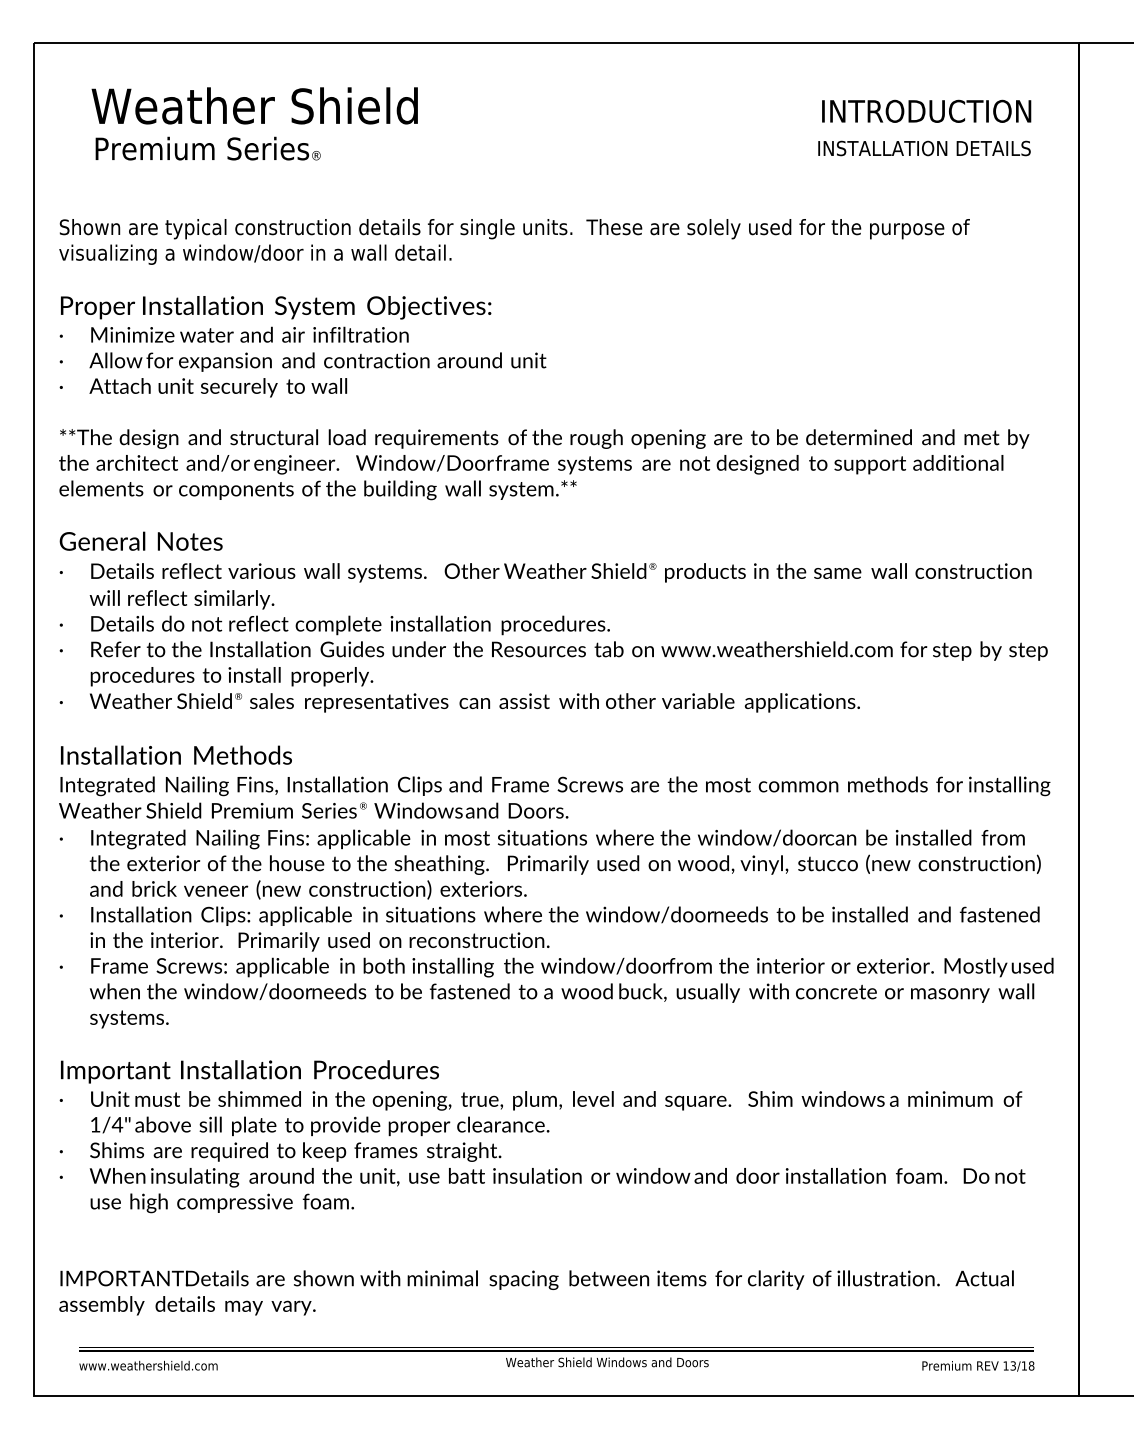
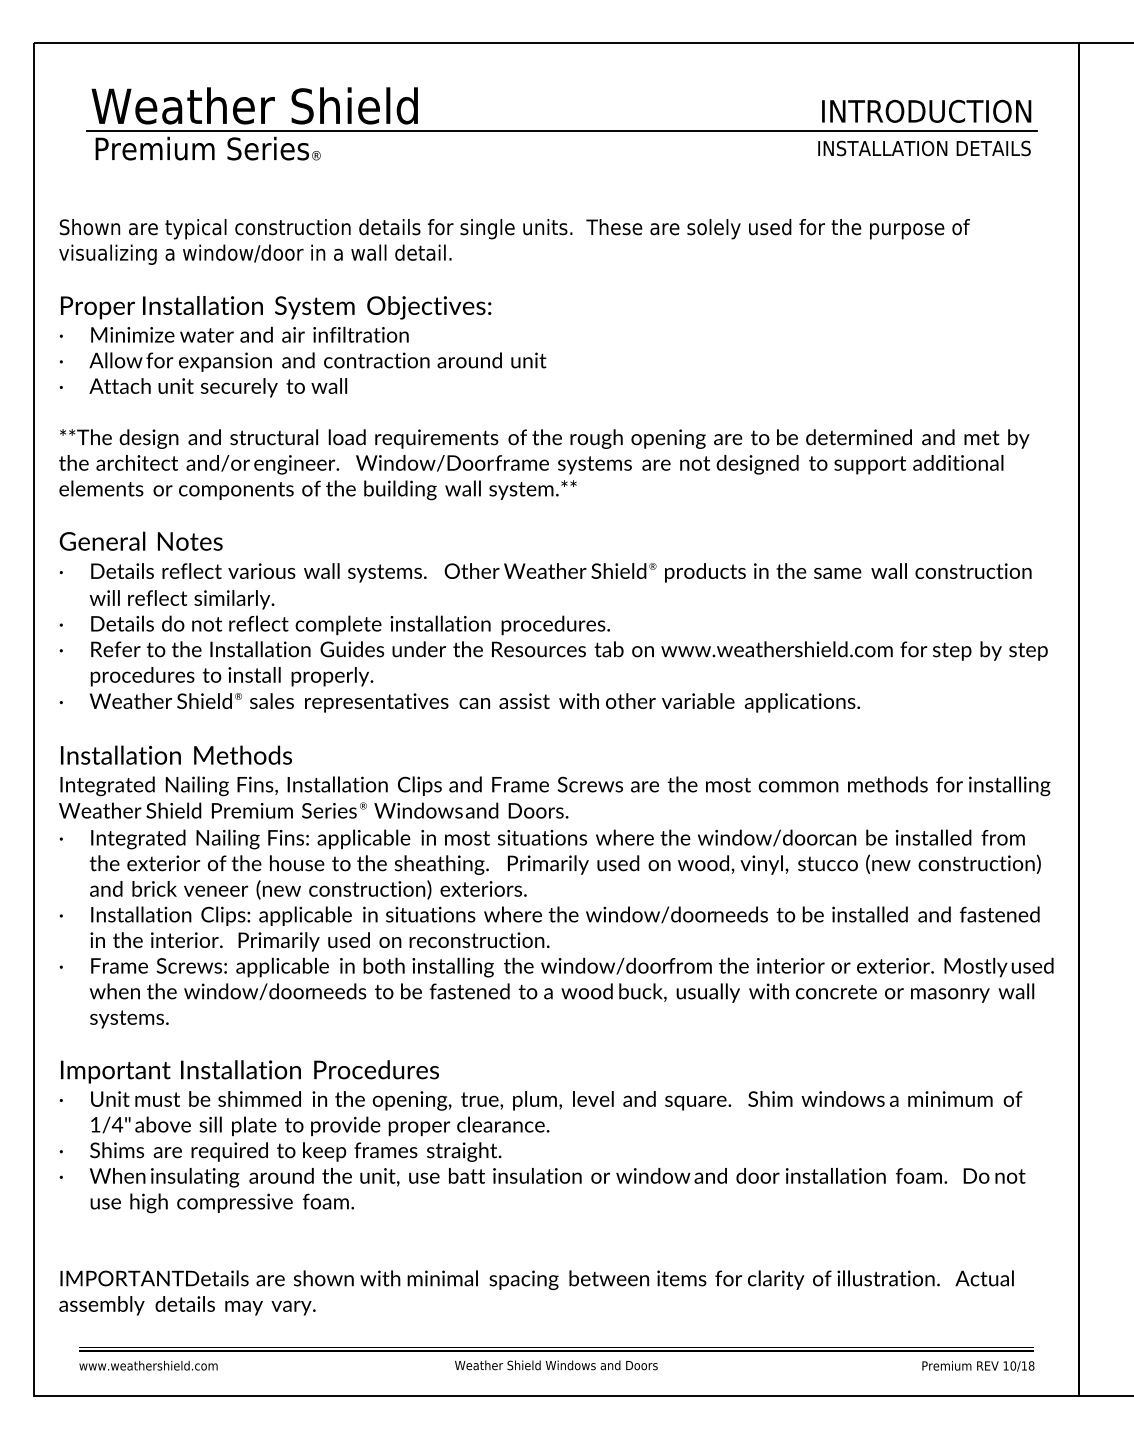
line: none -> present (561, 130)
text position: (607, 1362) -> (556, 1365) (556, 1365)
text: 13/18 -> 10/18 (1013, 1365)
